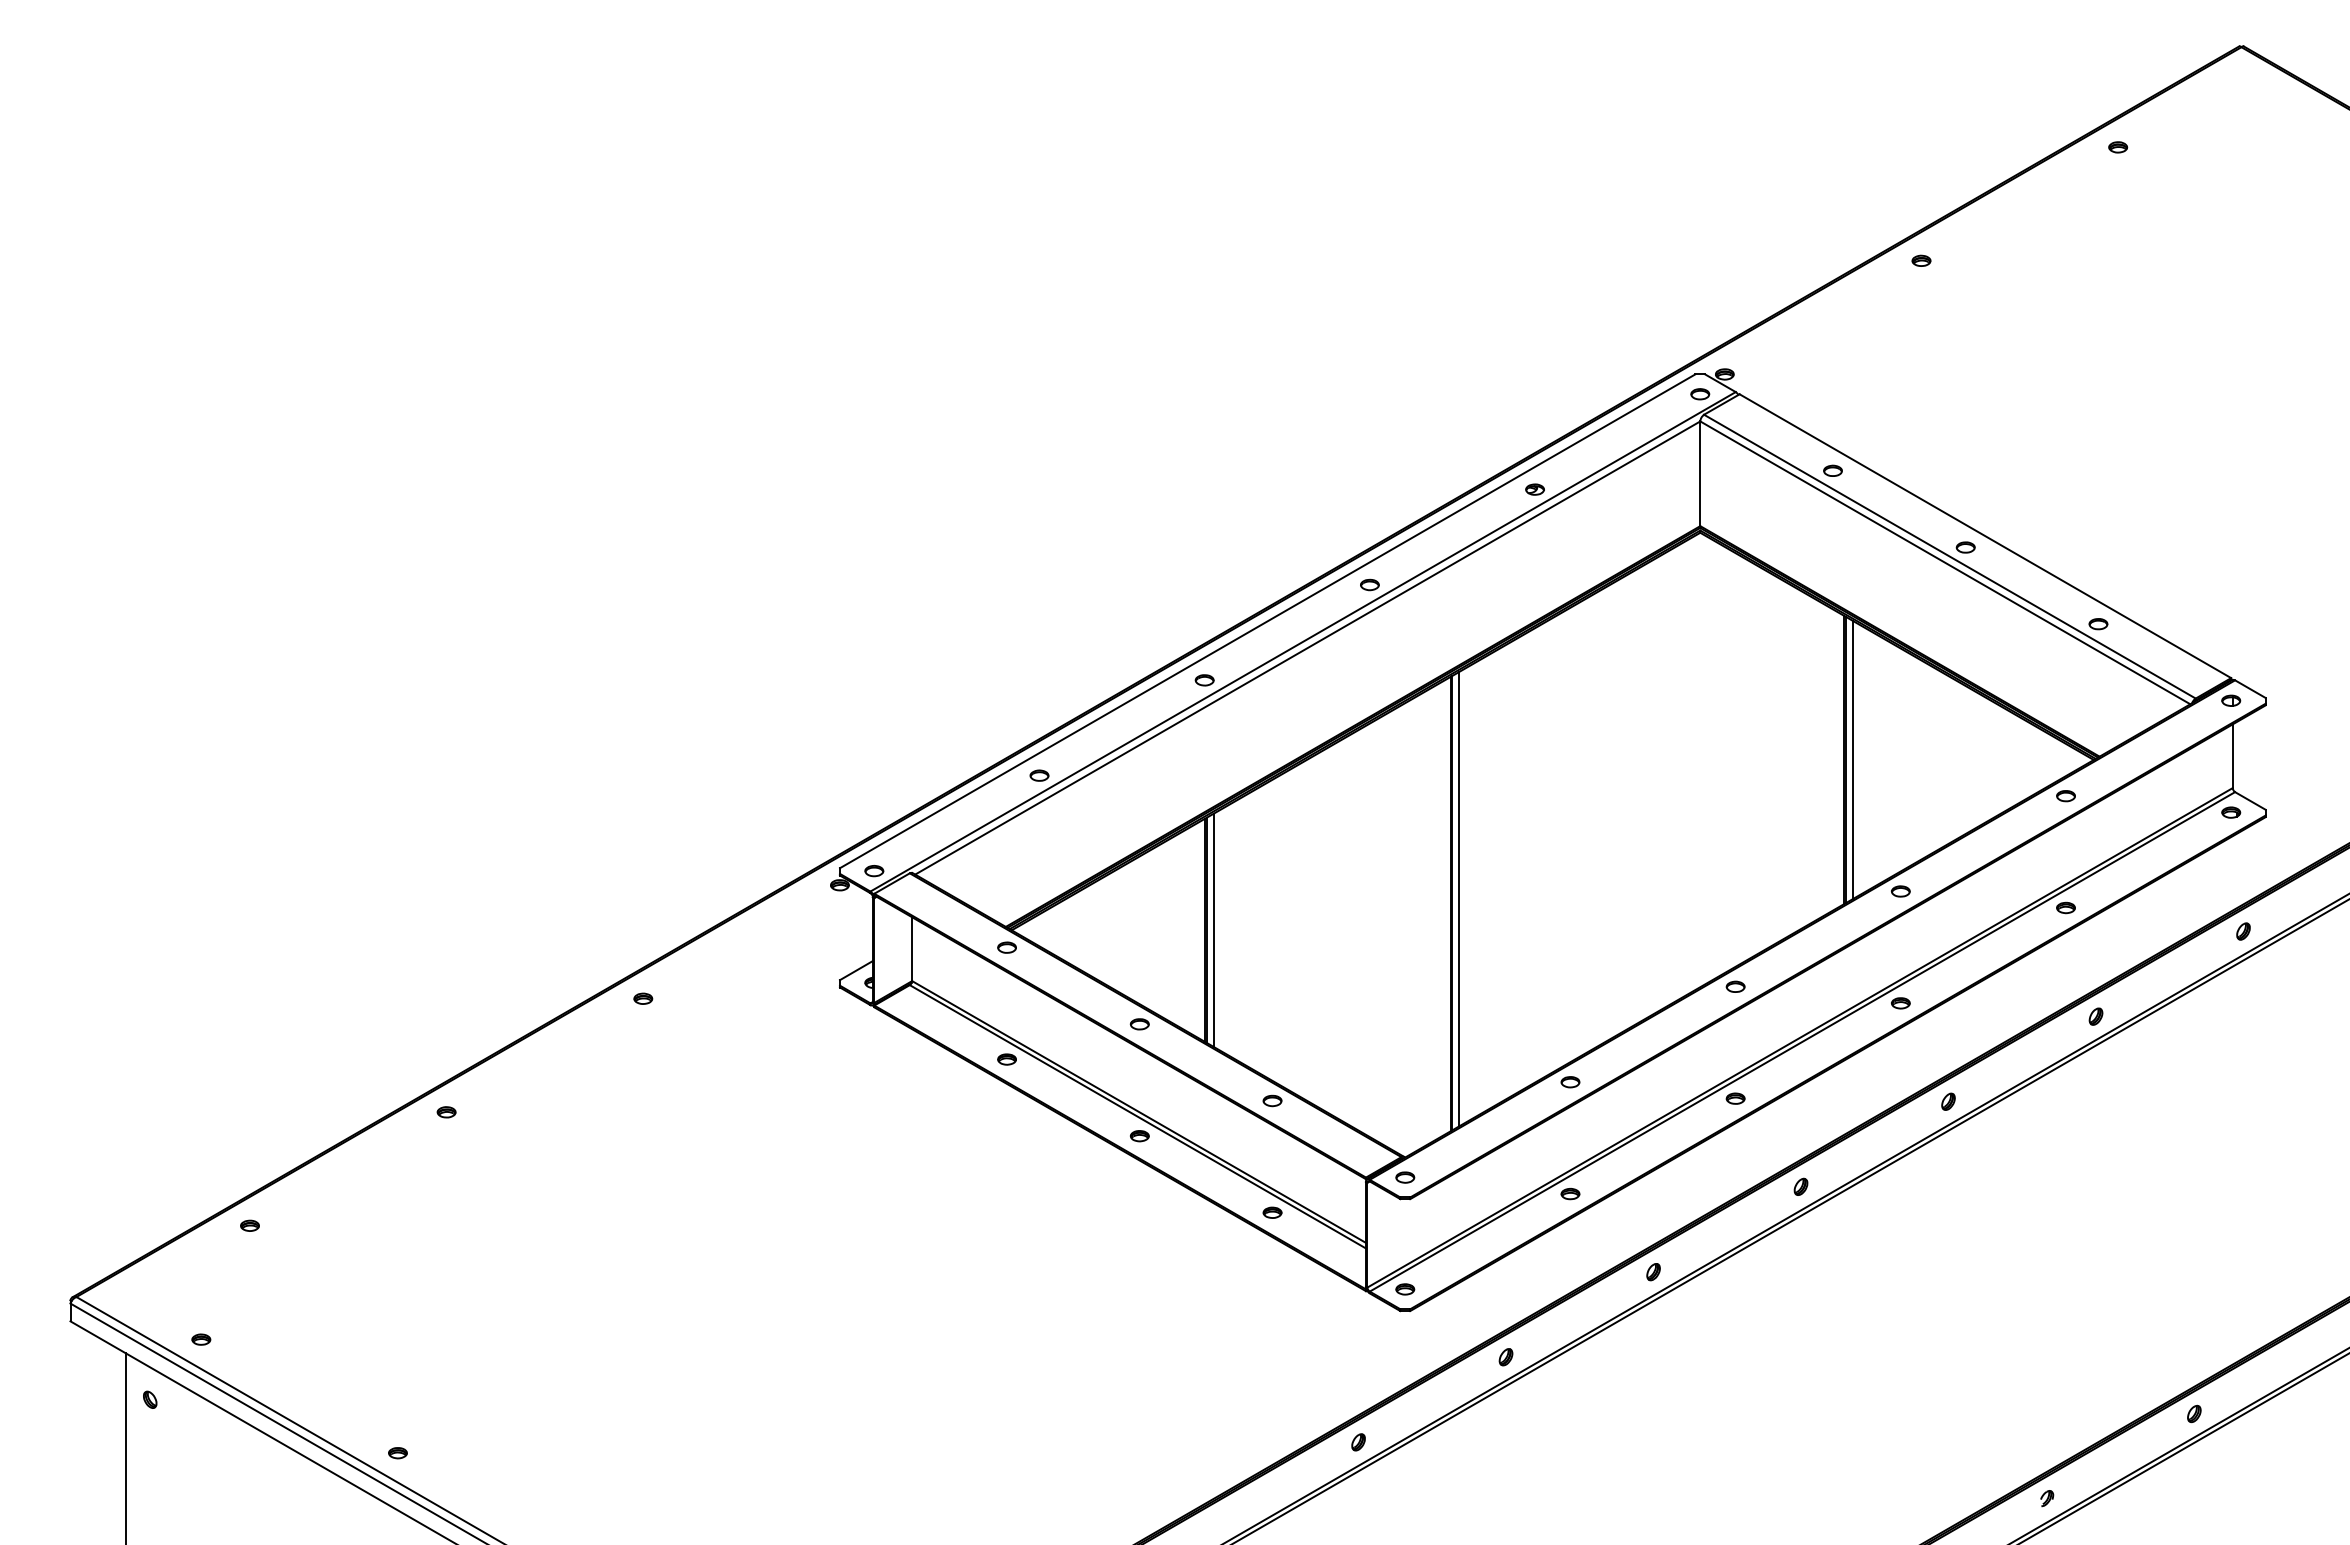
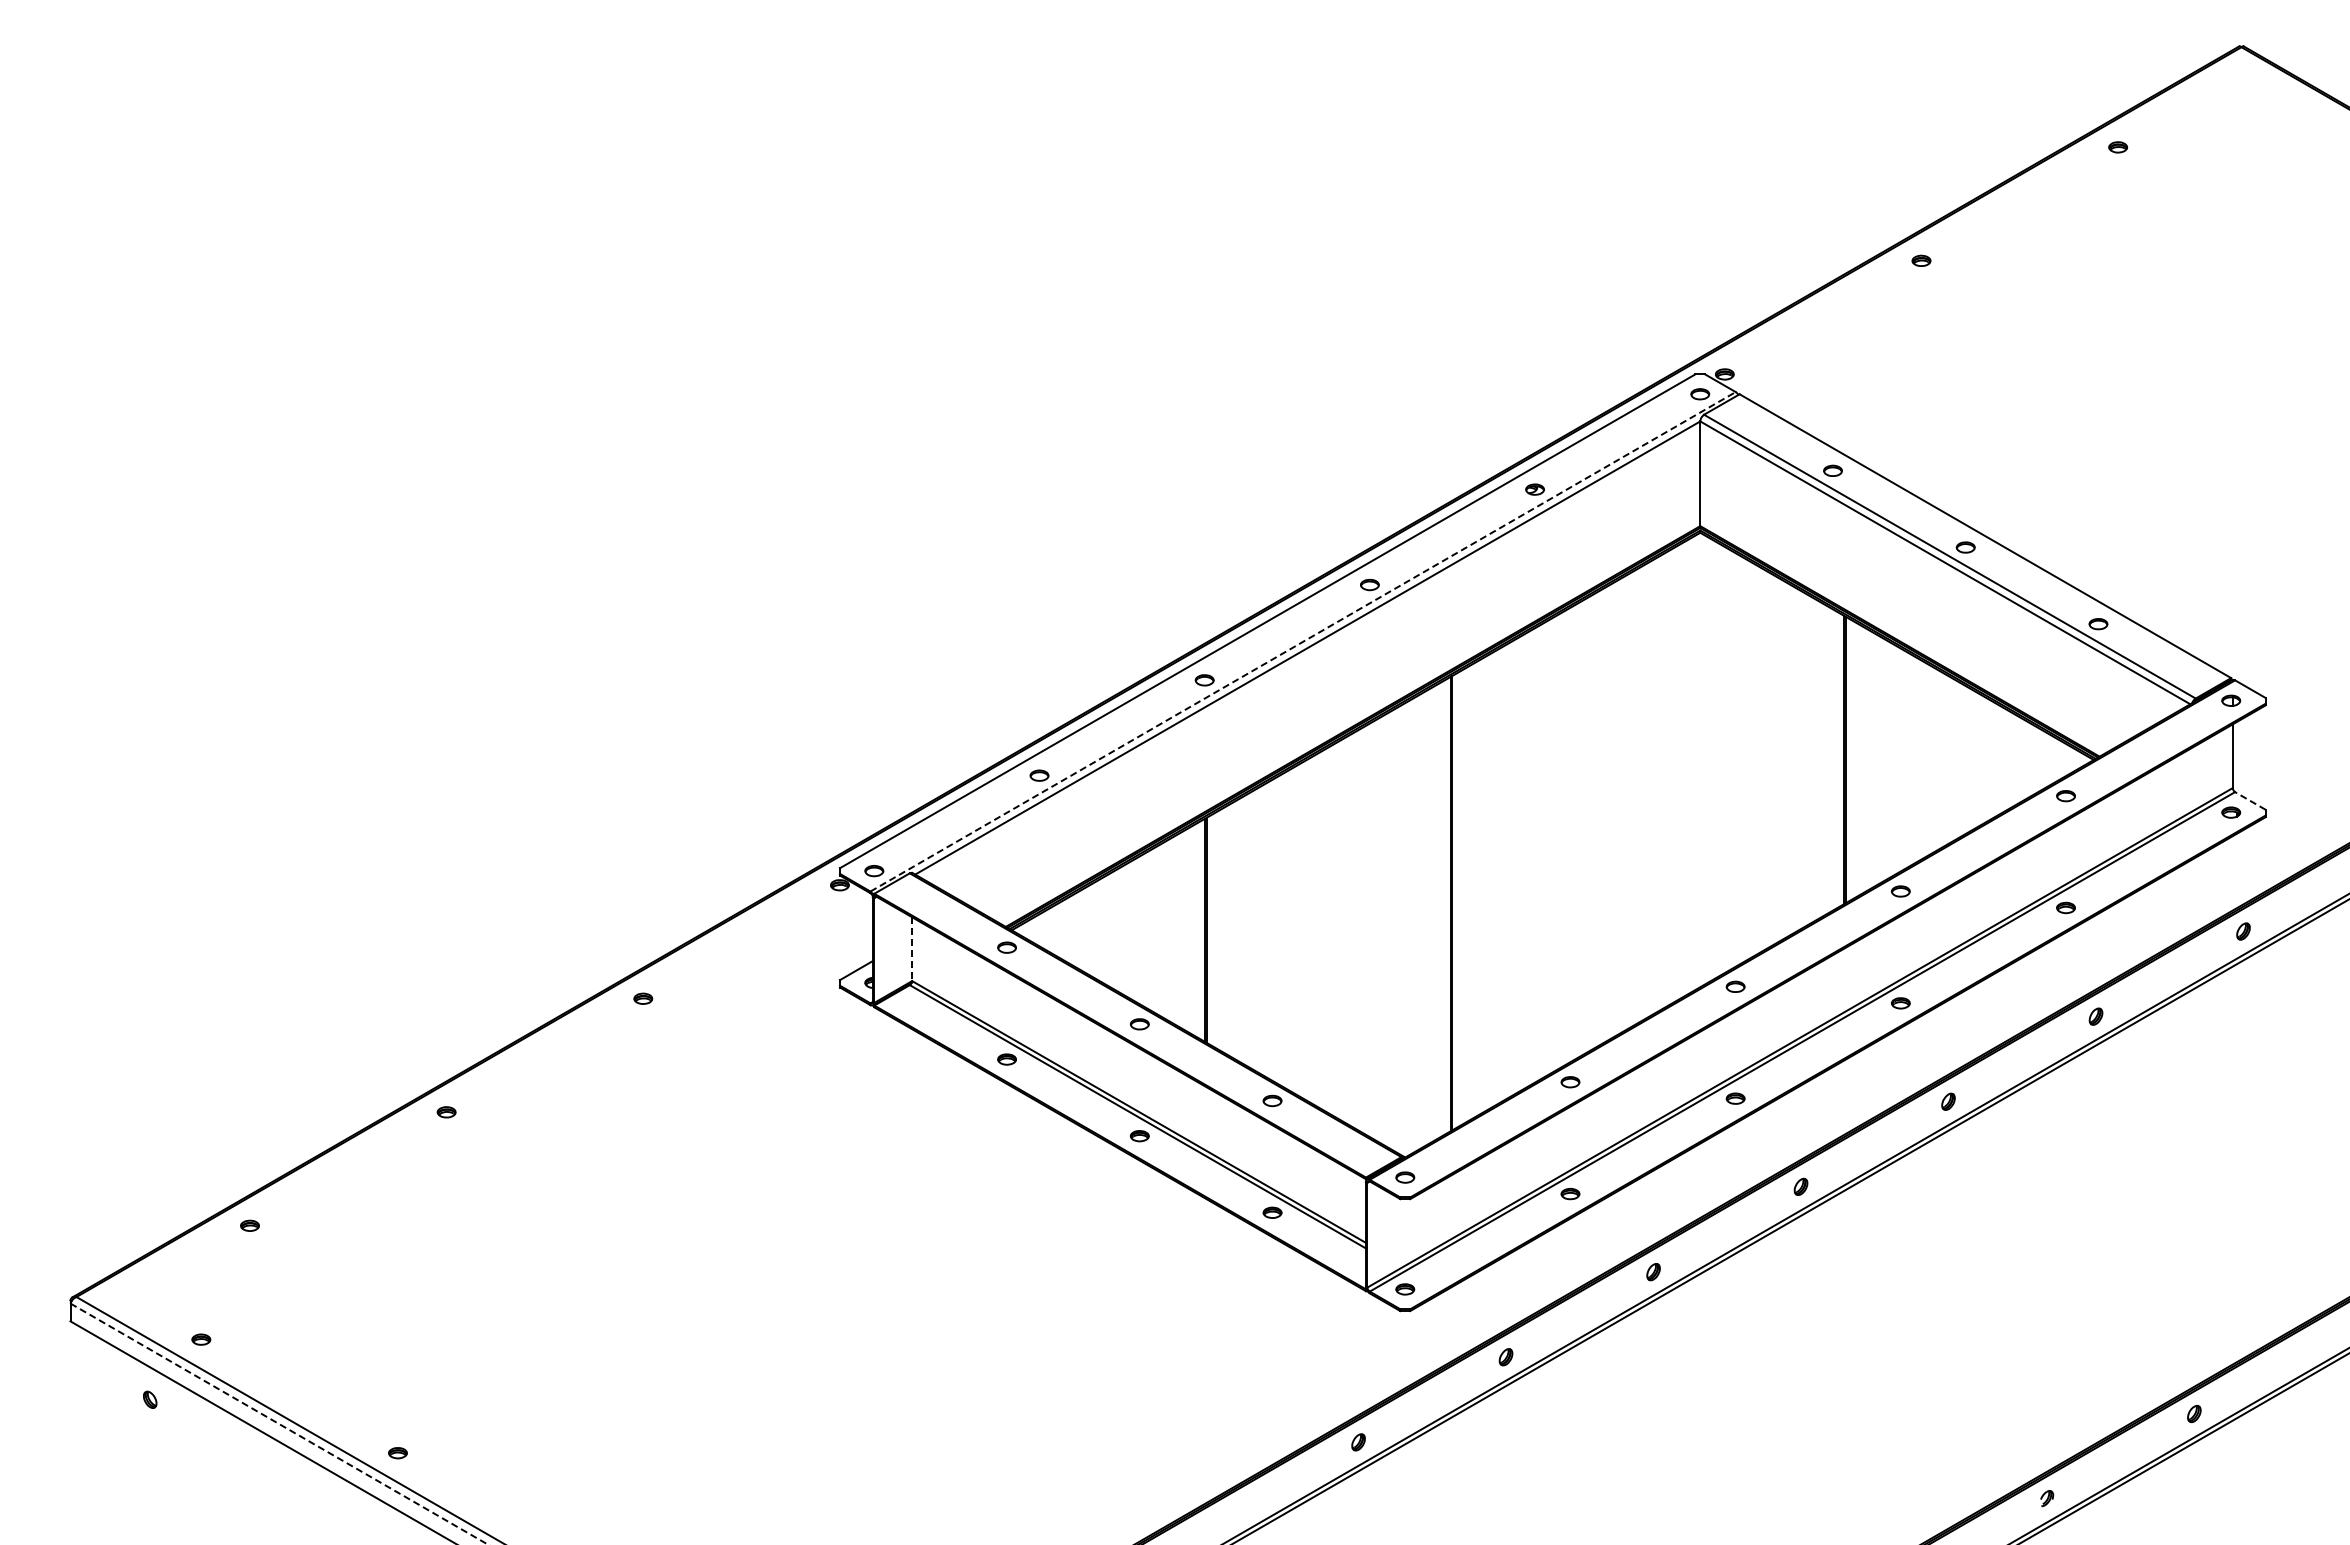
line: solid -> dashed (1303, 641)
line: present -> none (1852, 759)
line: solid -> dashed (2250, 800)
line: present -> none (1459, 898)
line: present -> none (1213, 929)
line: solid -> dashed (912, 949)
line: solid -> dashed (279, 1424)
line: present -> none (125, 1447)
